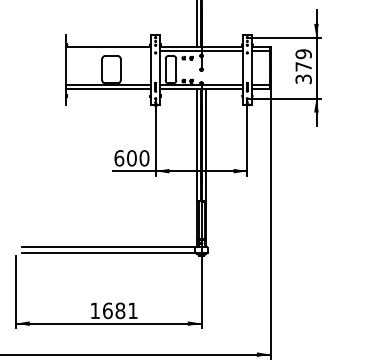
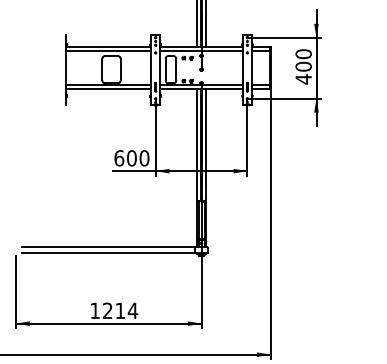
line: none -> present (206, 24)
line: none -> present (108, 50)
text: 379 -> 400 (303, 66)
text: 1681 -> 1214 (120, 310)
